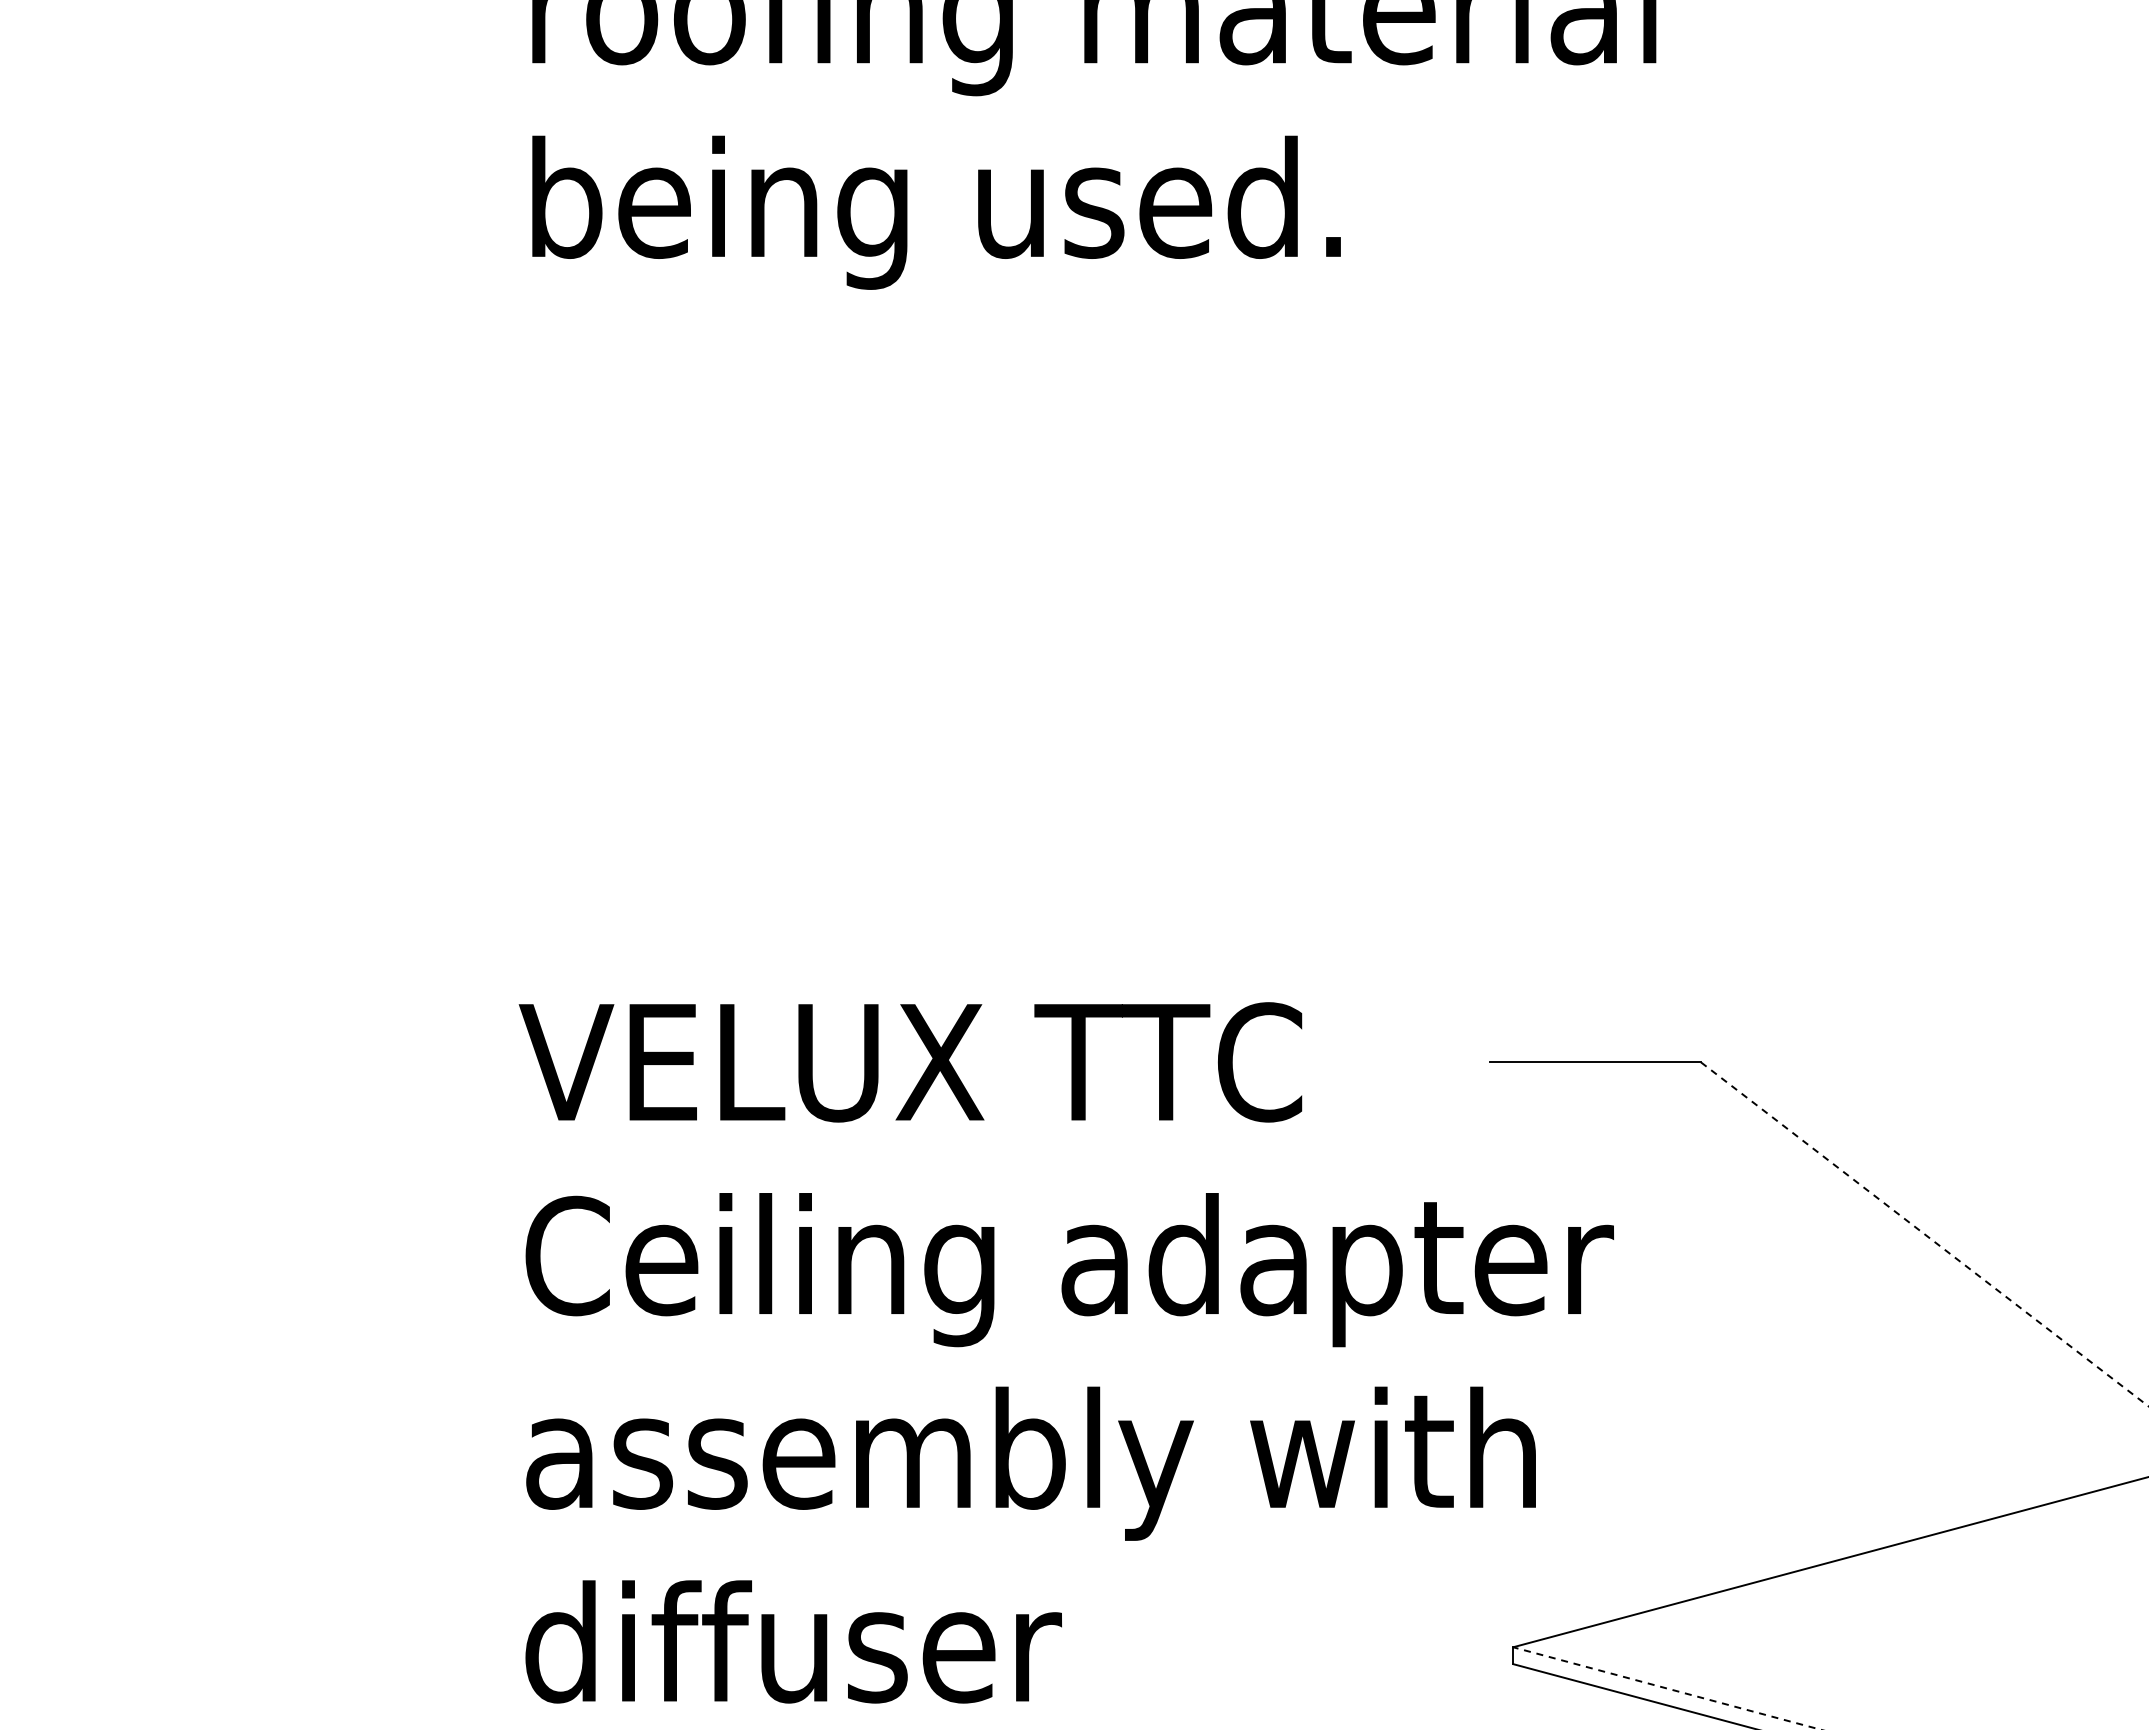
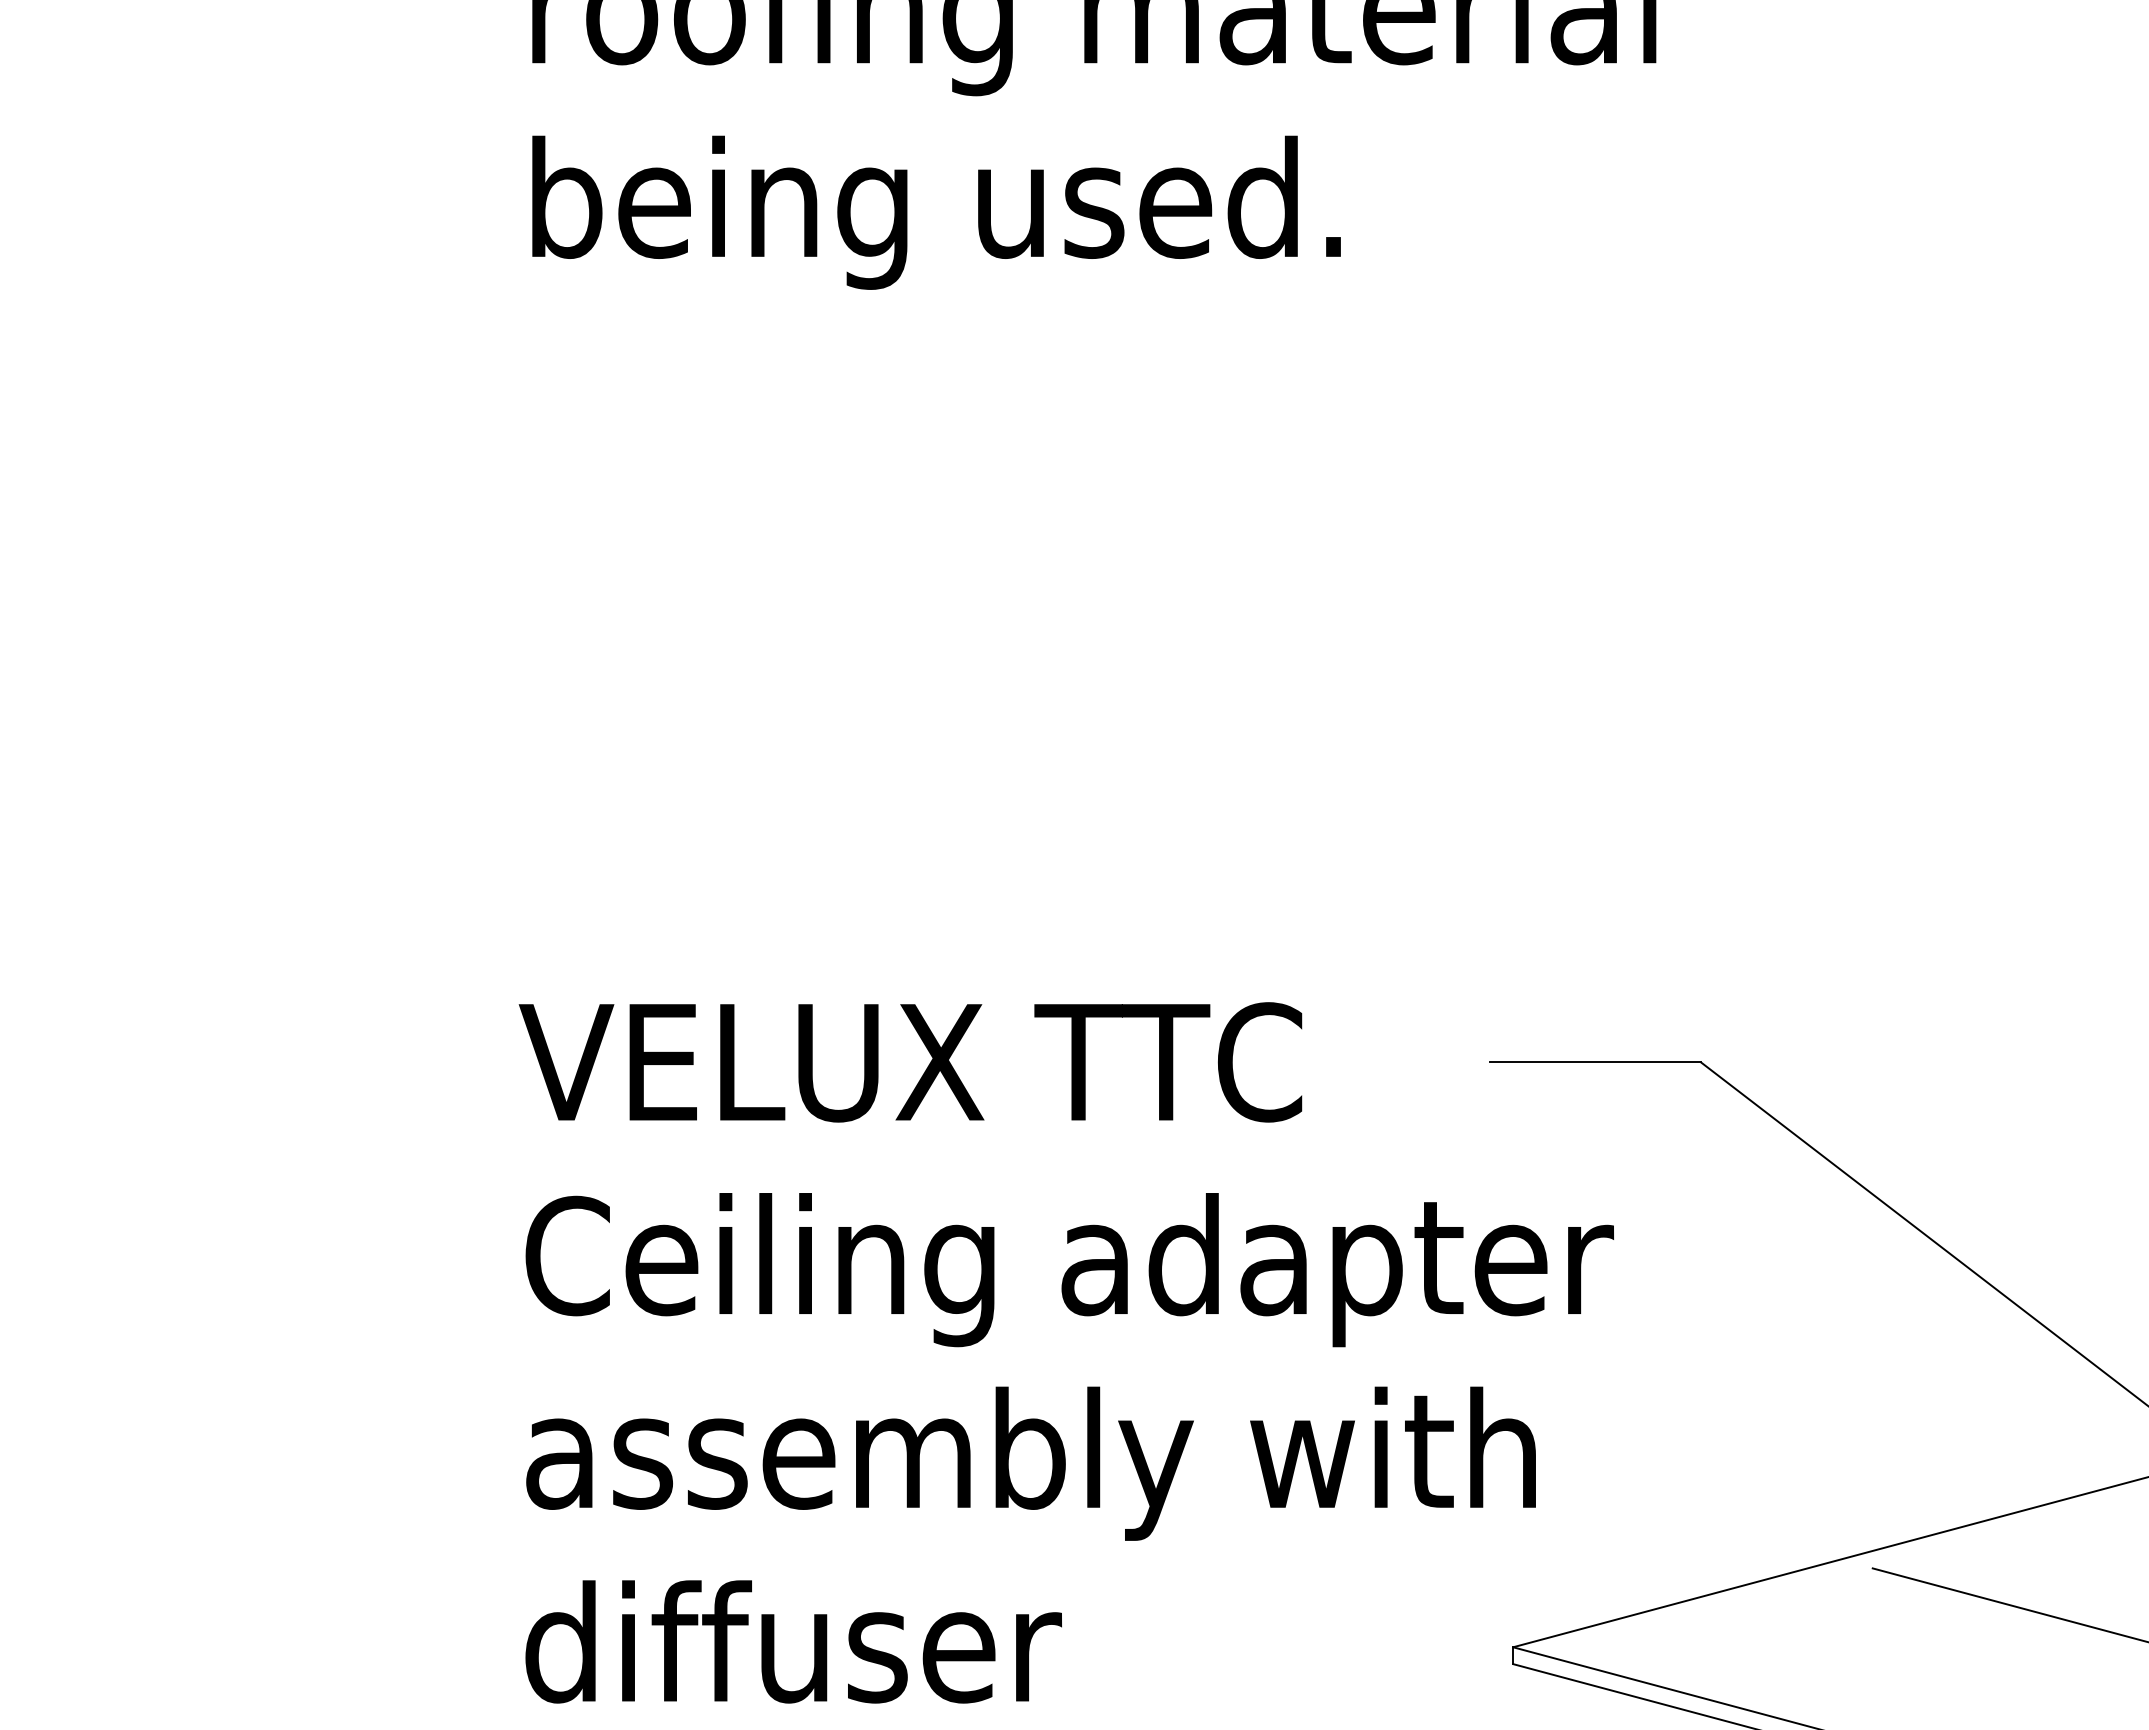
line: dashed -> solid (1925, 1234)
line: none -> present (2008, 1604)
line: dashed -> solid (1666, 1688)
